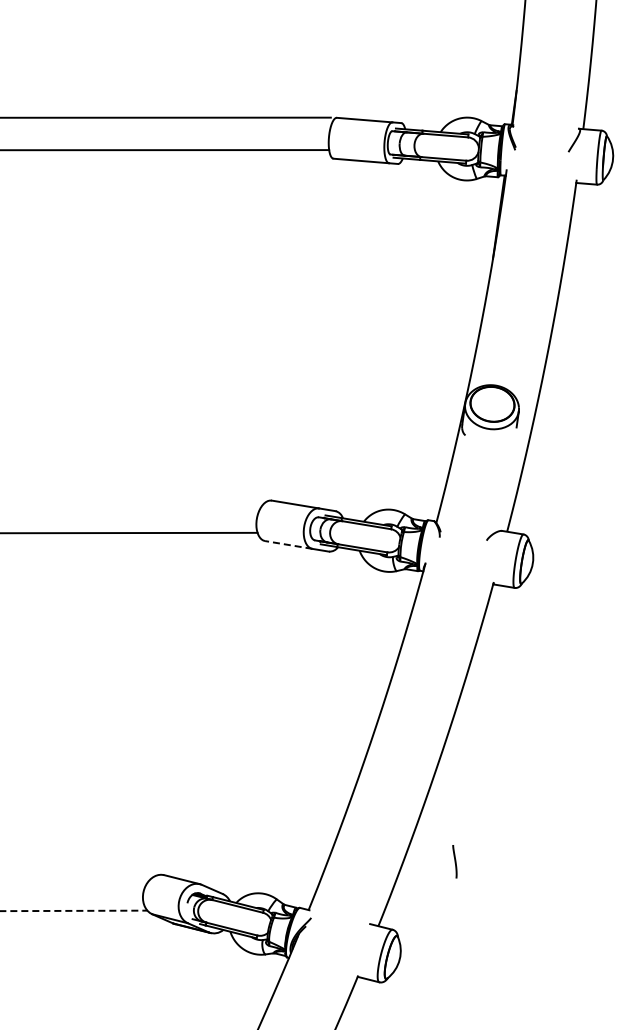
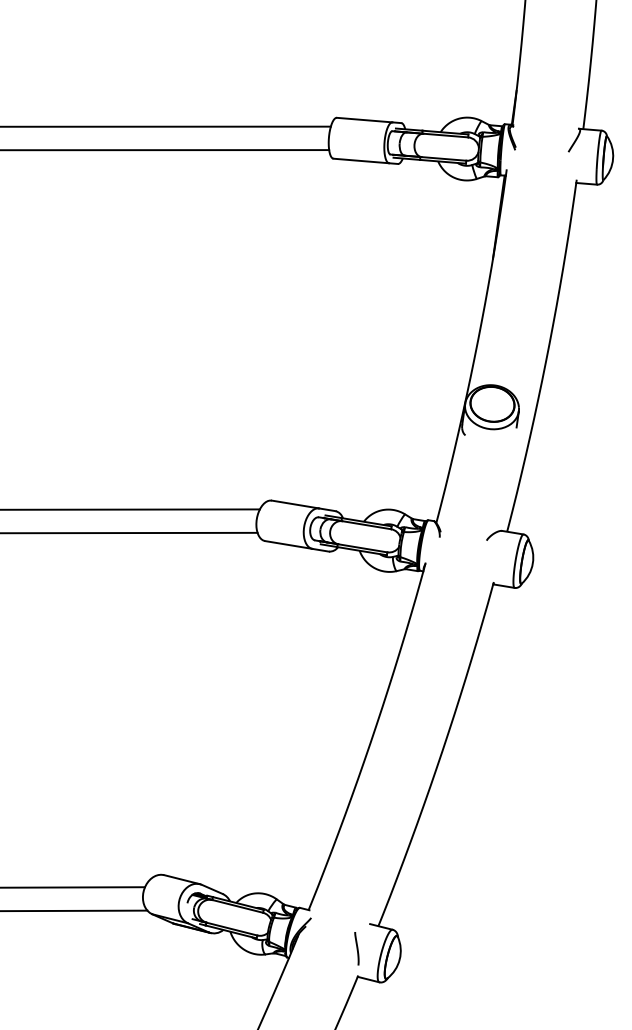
line position: (166, 117) -> (166, 126) (166, 126)
line: none -> present (130, 509)
line: dashed -> solid (288, 544)
line position: (454, 861) -> (356, 948) (356, 948)
line: none -> present (73, 887)
line: dashed -> solid (74, 910)
